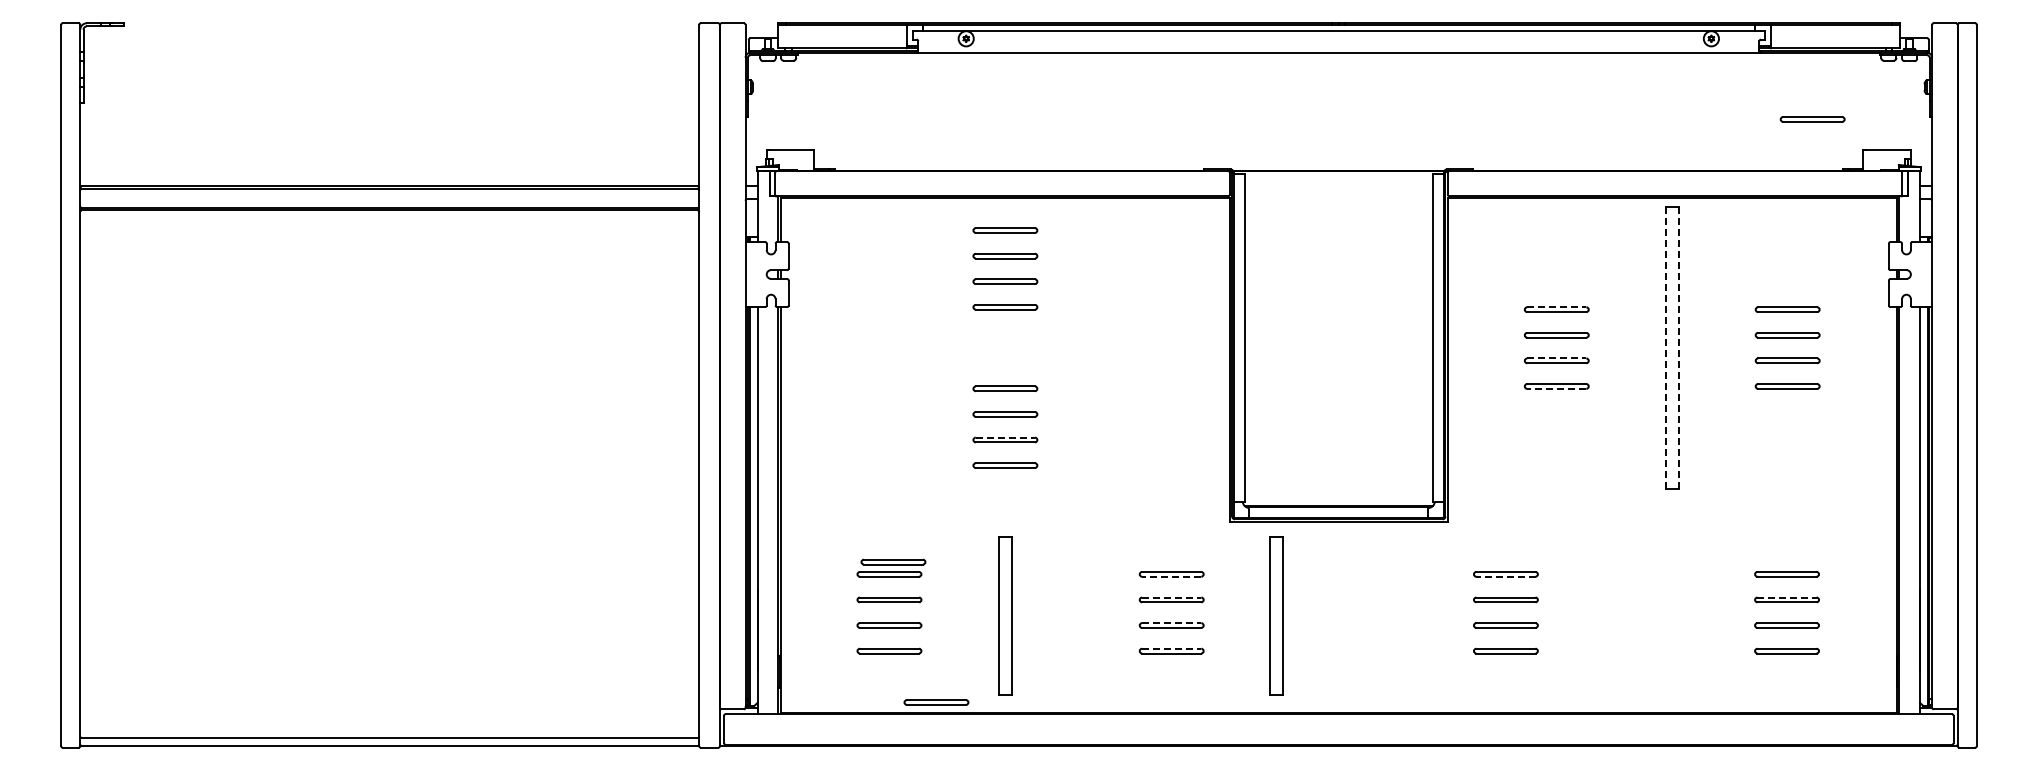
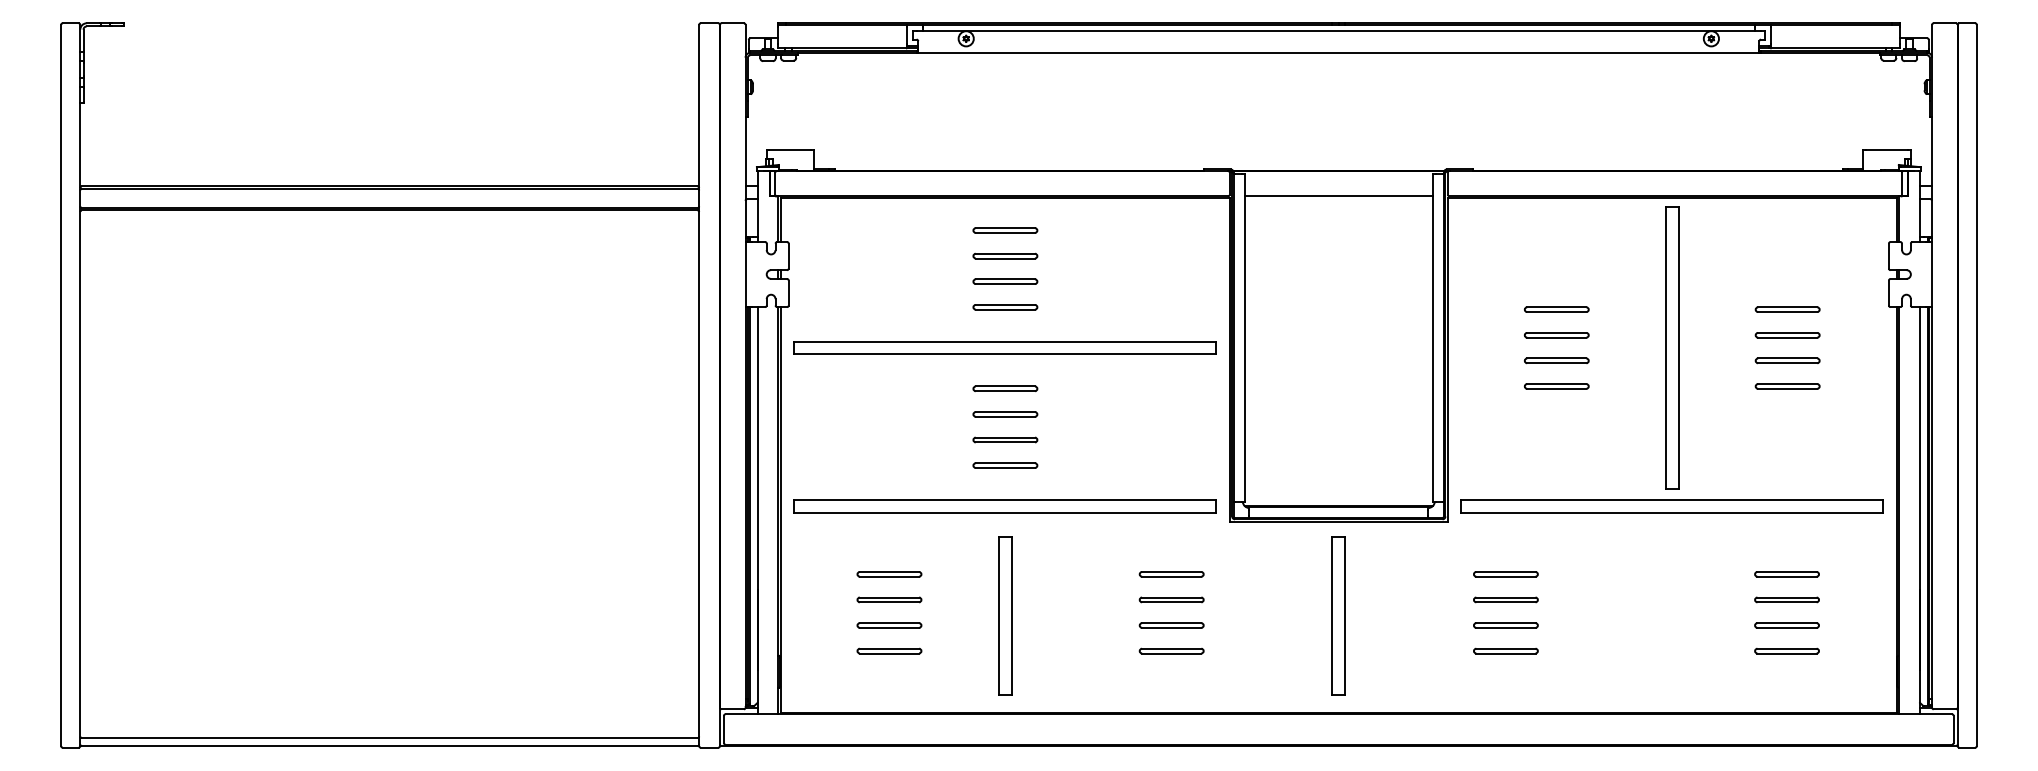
part: present -> none (1812, 119)
line: none -> present (1338, 196)
line: dashed -> solid (1556, 307)
part: none -> present (1004, 347)
line: dashed -> solid (1665, 348)
line: dashed -> solid (1678, 348)
line: dashed -> solid (1556, 358)
line: dashed -> solid (1556, 388)
line: dashed -> solid (1005, 437)
part: none -> present (1004, 506)
part: none -> present (1671, 506)
part: present -> none (893, 561)
line: dashed -> solid (1171, 576)
line: dashed -> solid (1505, 576)
line: dashed -> solid (1171, 597)
line: dashed -> solid (1787, 597)
part position: (1276, 615) -> (1338, 615) (1338, 615)
line: dashed -> solid (1171, 623)
line: dashed -> solid (1171, 648)
part: present -> none (936, 702)
